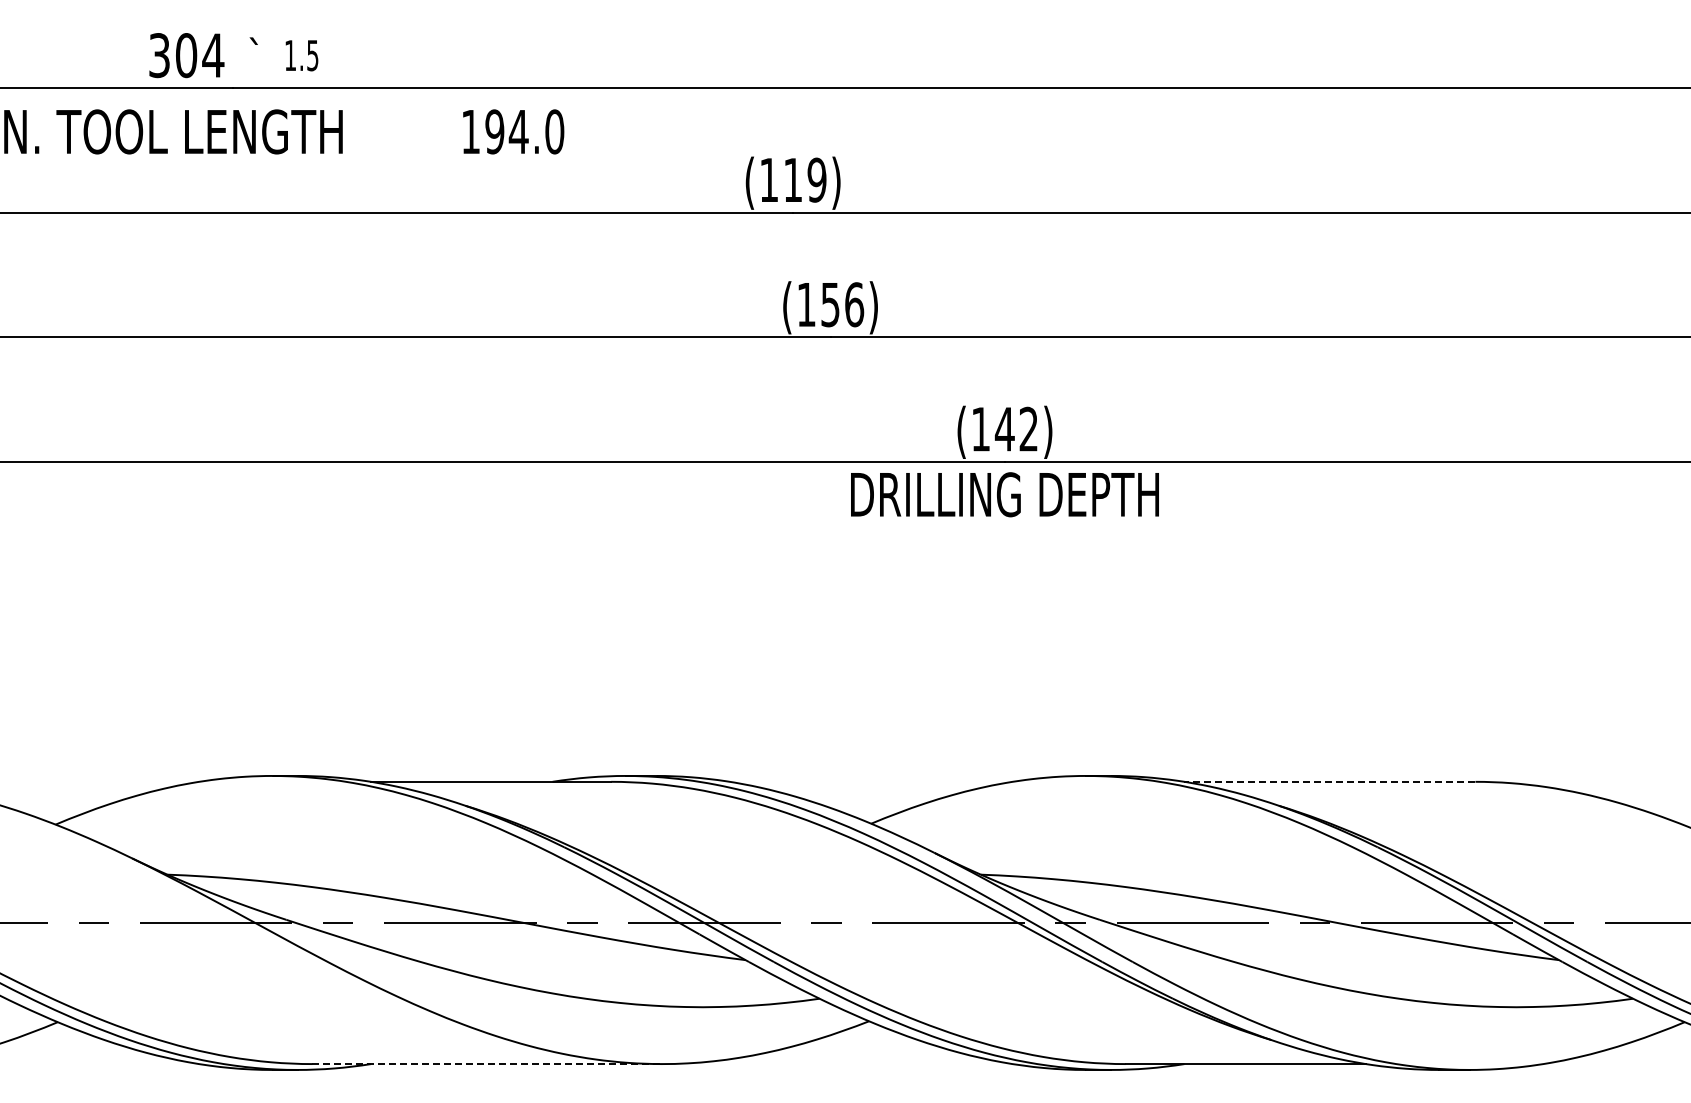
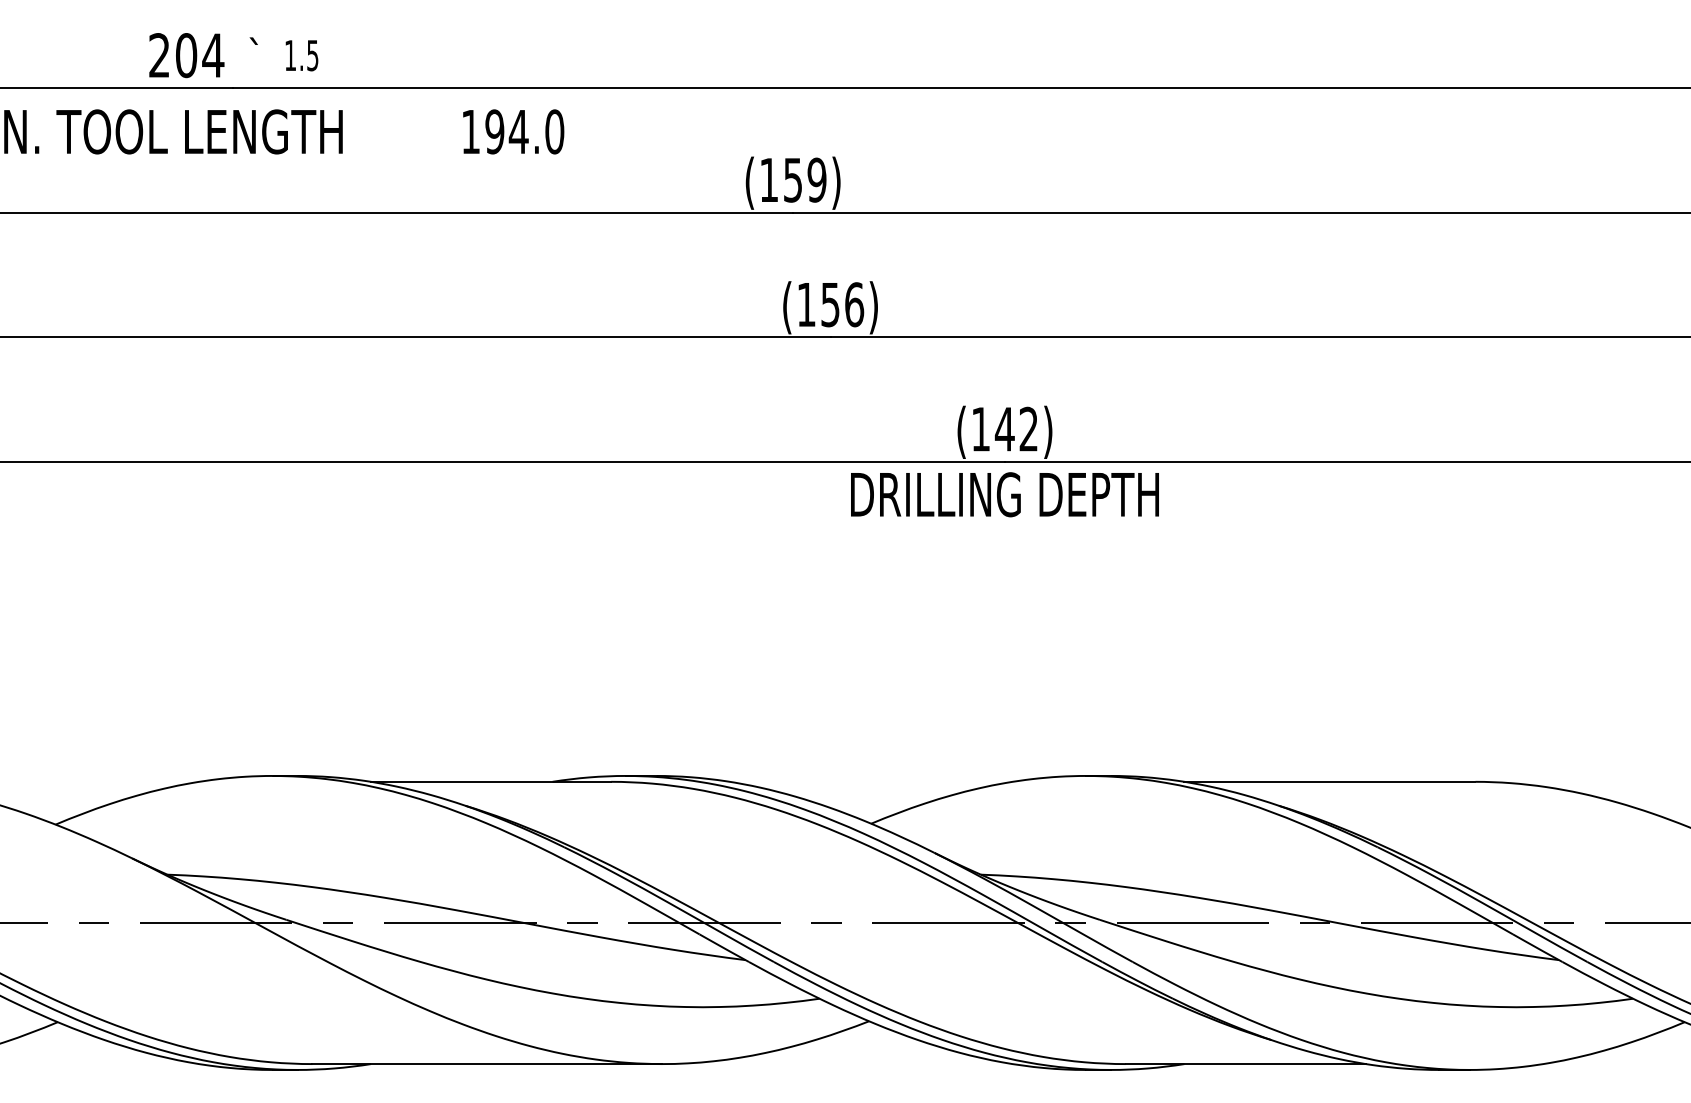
text: 304 -> 204 (159, 55)
text: (119) -> (159) (792, 180)
line: dashed -> solid (1329, 781)
line: dashed -> solid (487, 1064)
